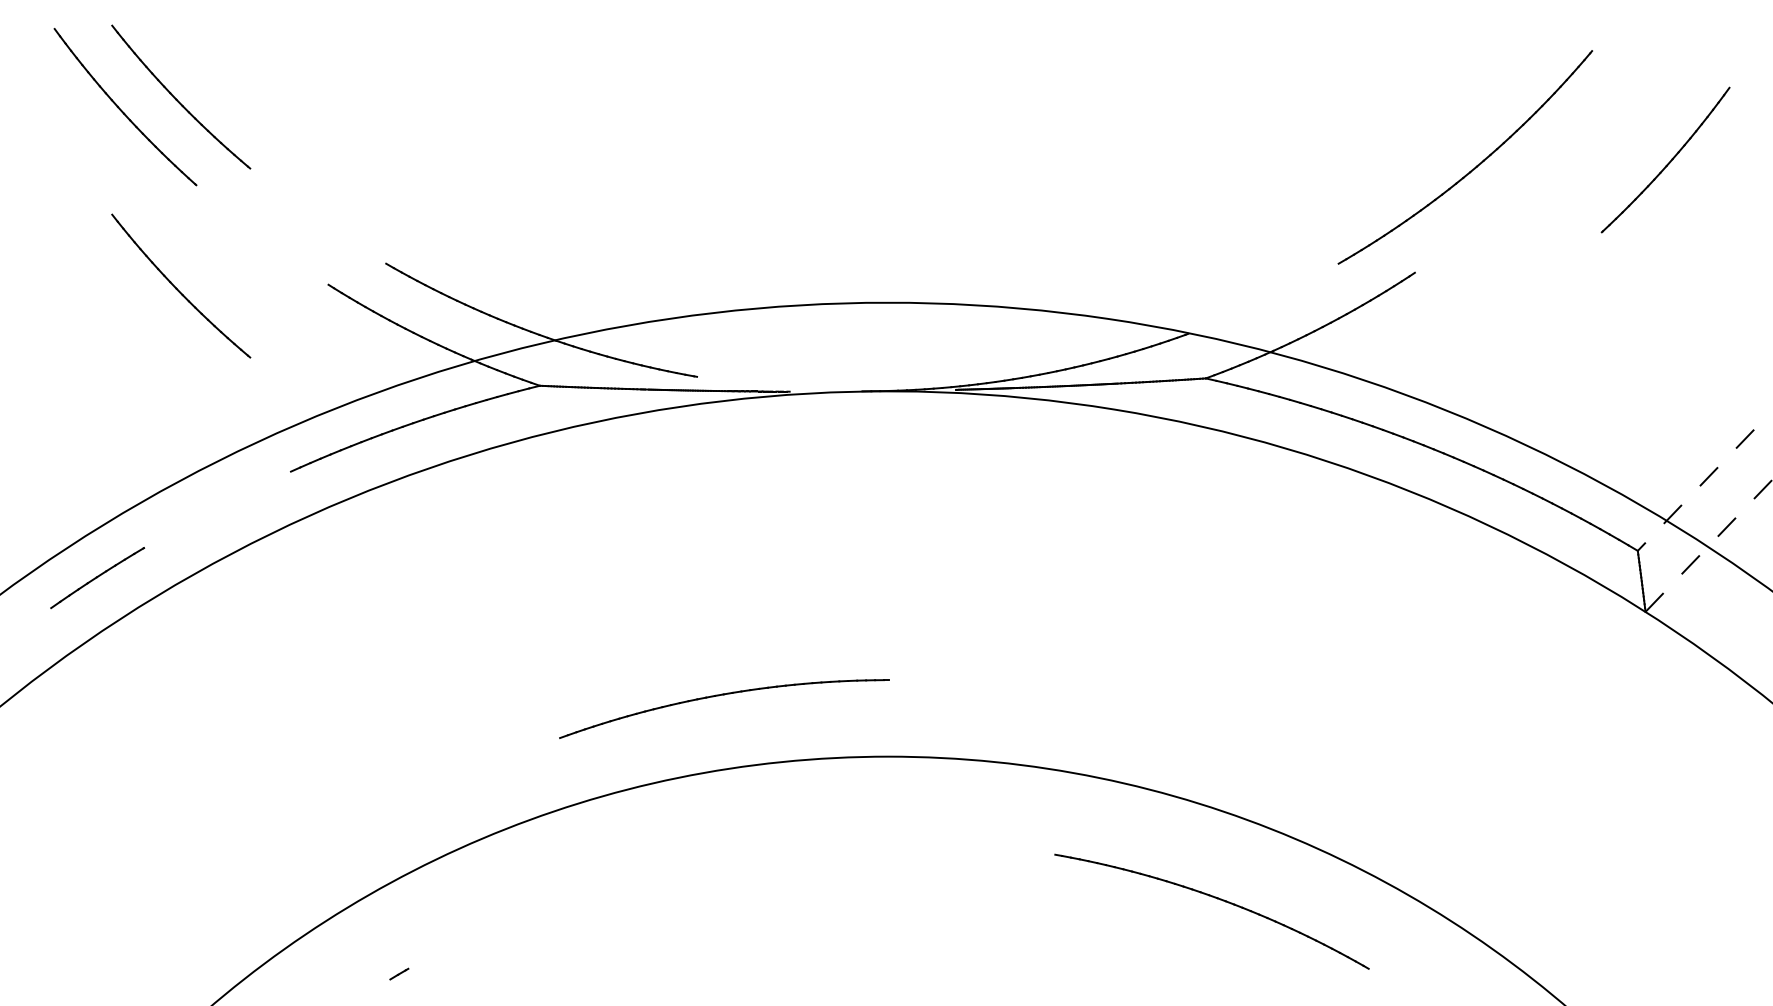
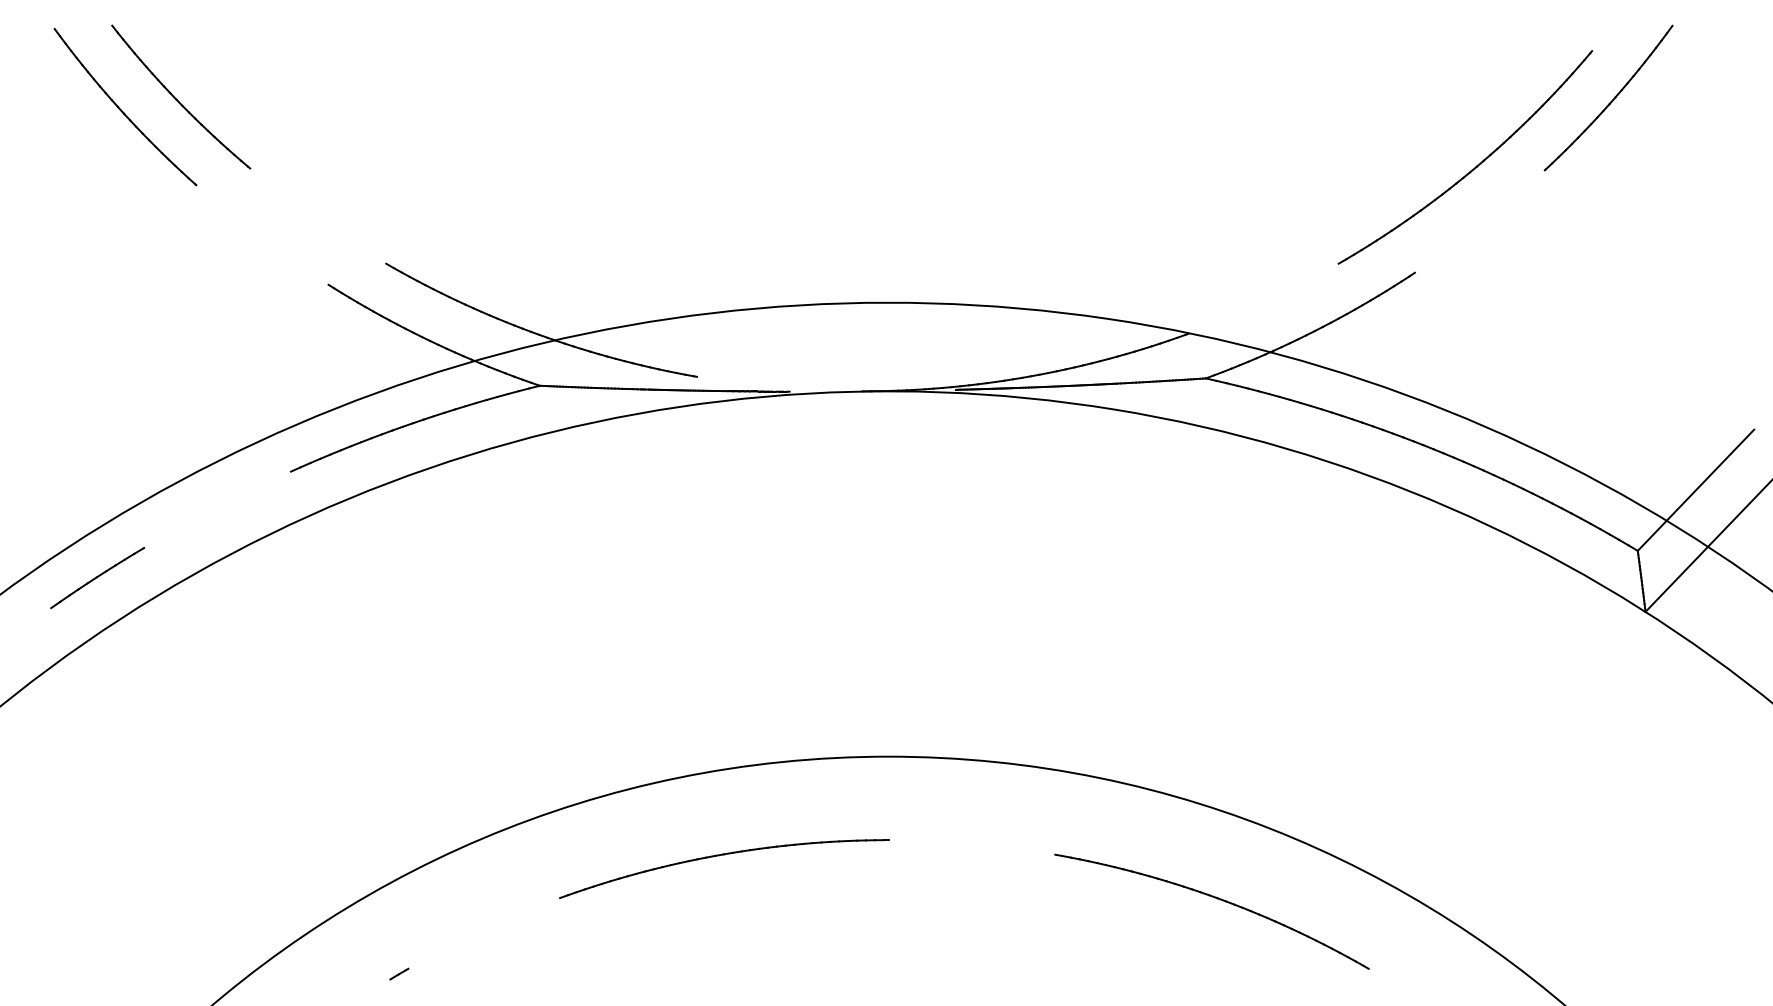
part position: (1665, 159) -> (1608, 97) (1608, 97)
part: present -> none (181, 285)
line: dashed -> solid (1695, 490)
line: dashed -> solid (1709, 545)
part position: (724, 695) -> (724, 855) (724, 855)
